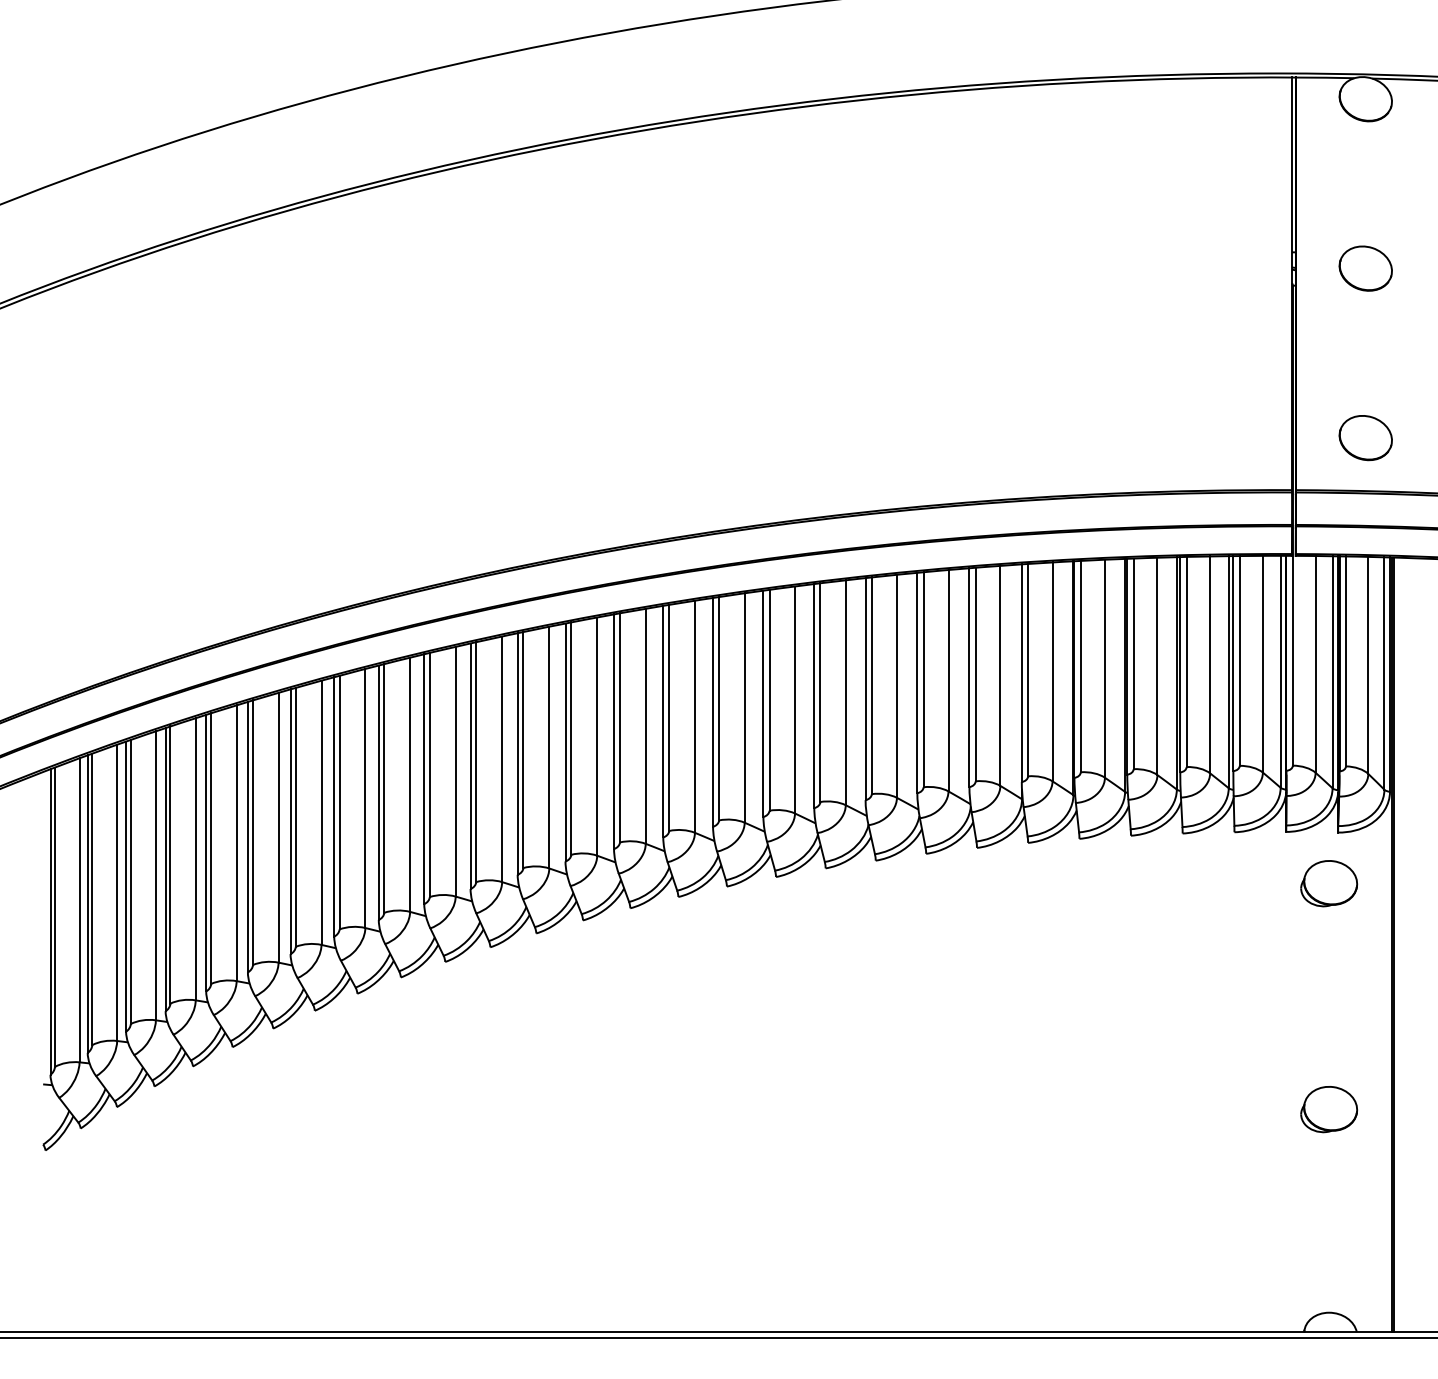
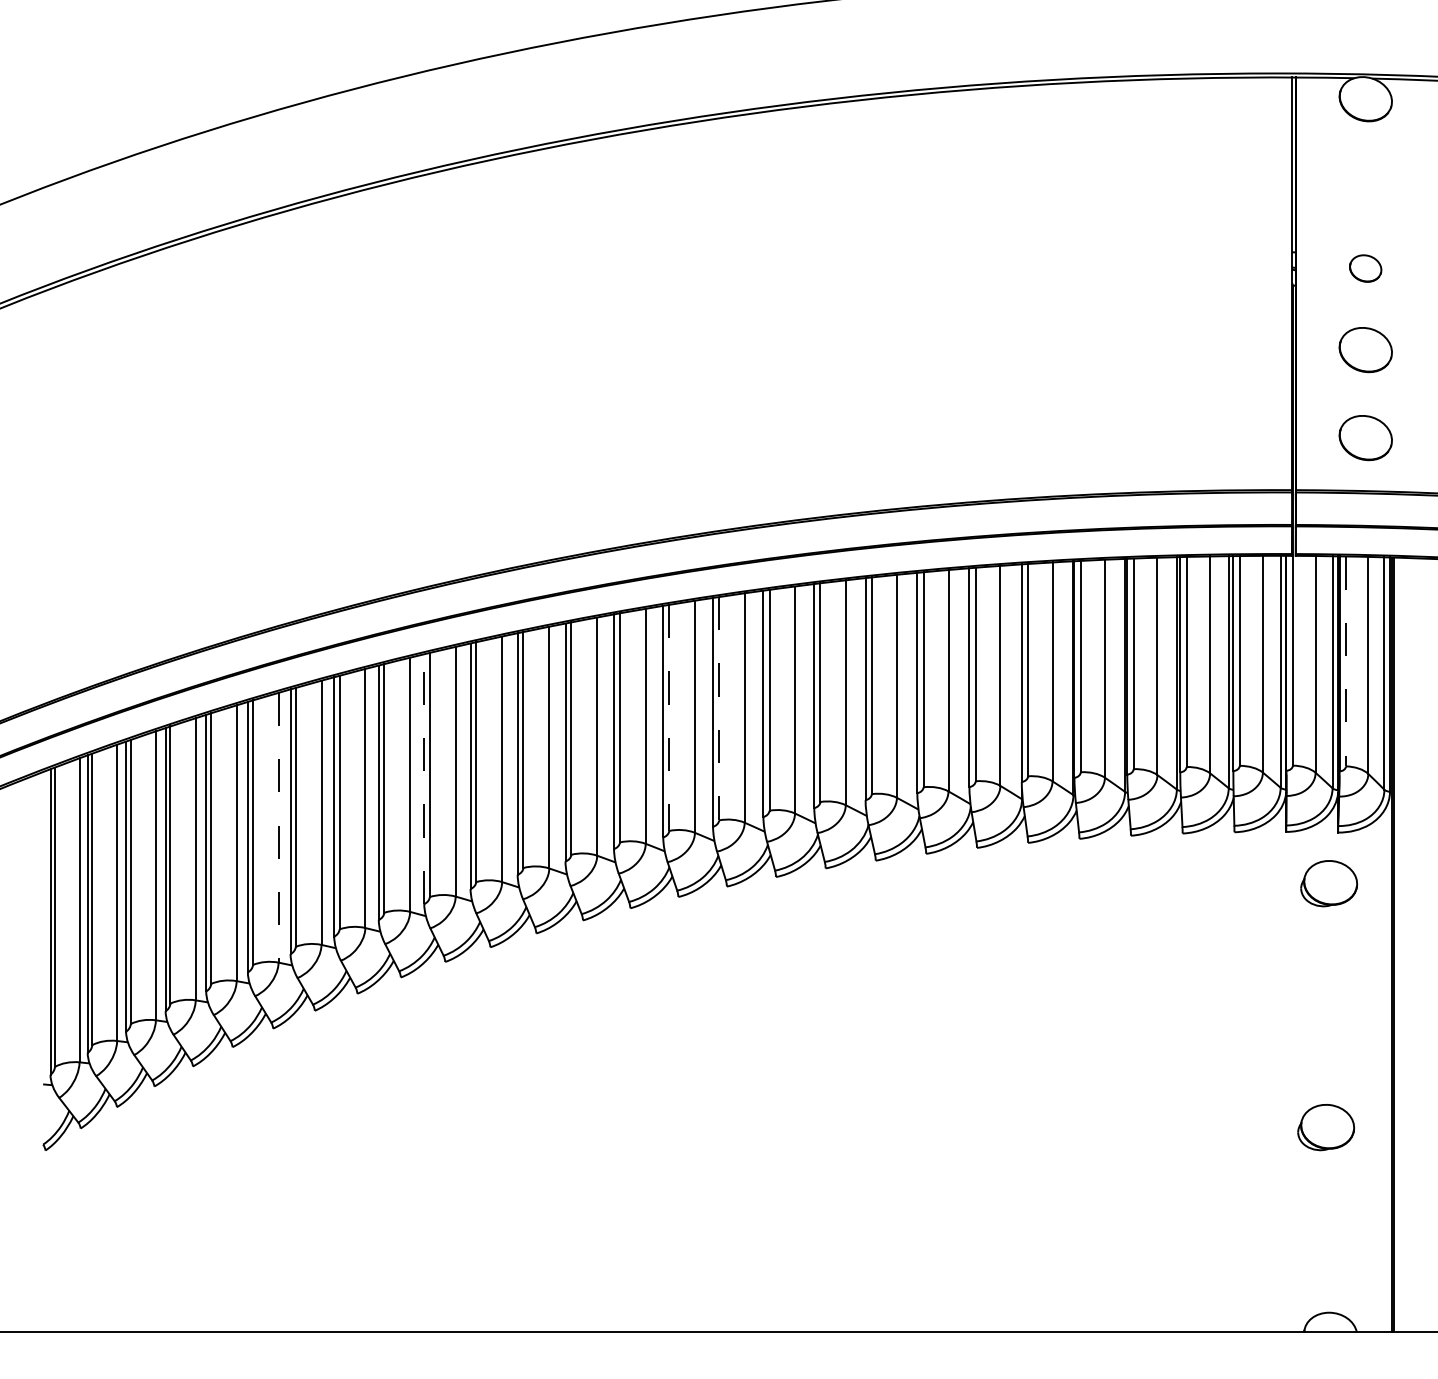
part size: 55x47 px -> 34x29 px (1365, 268)
part: none -> present (1365, 350)
line: solid -> dashed (1345, 661)
line: solid -> dashed (719, 708)
line: solid -> dashed (669, 718)
line: solid -> dashed (424, 779)
line: solid -> dashed (278, 827)
part position: (1329, 1109) -> (1326, 1127) (1326, 1127)
line: present -> none (718, 1337)
